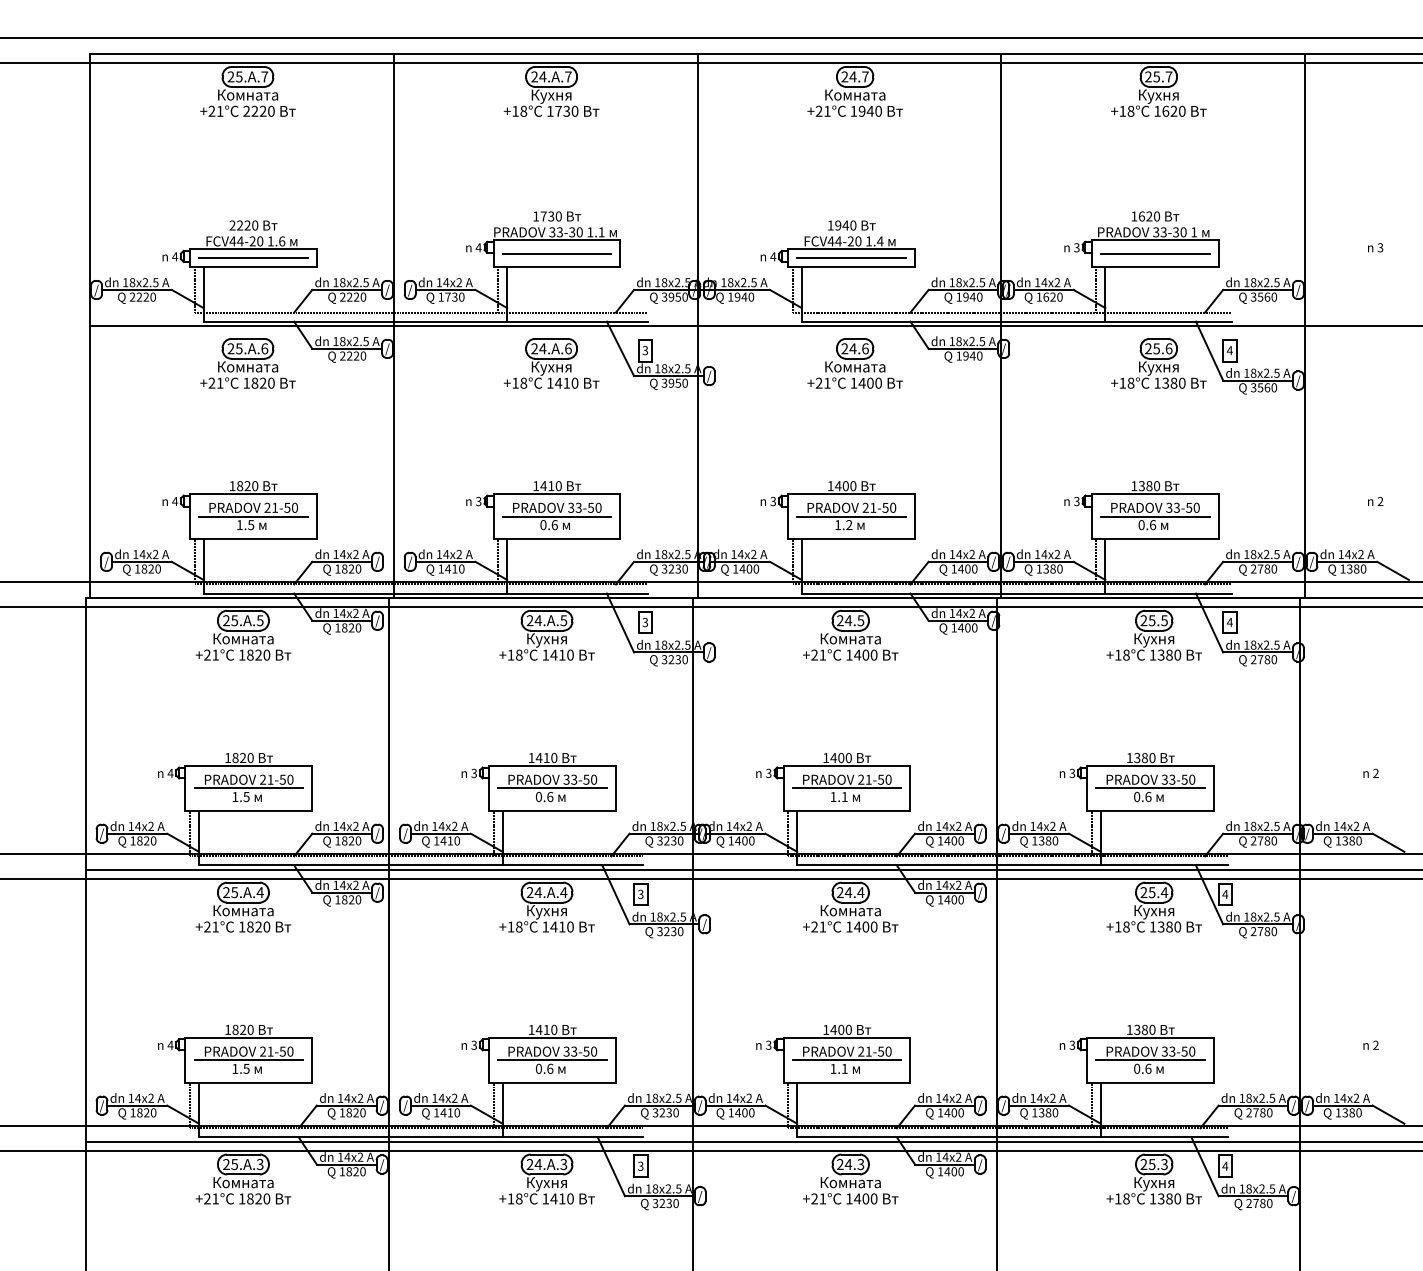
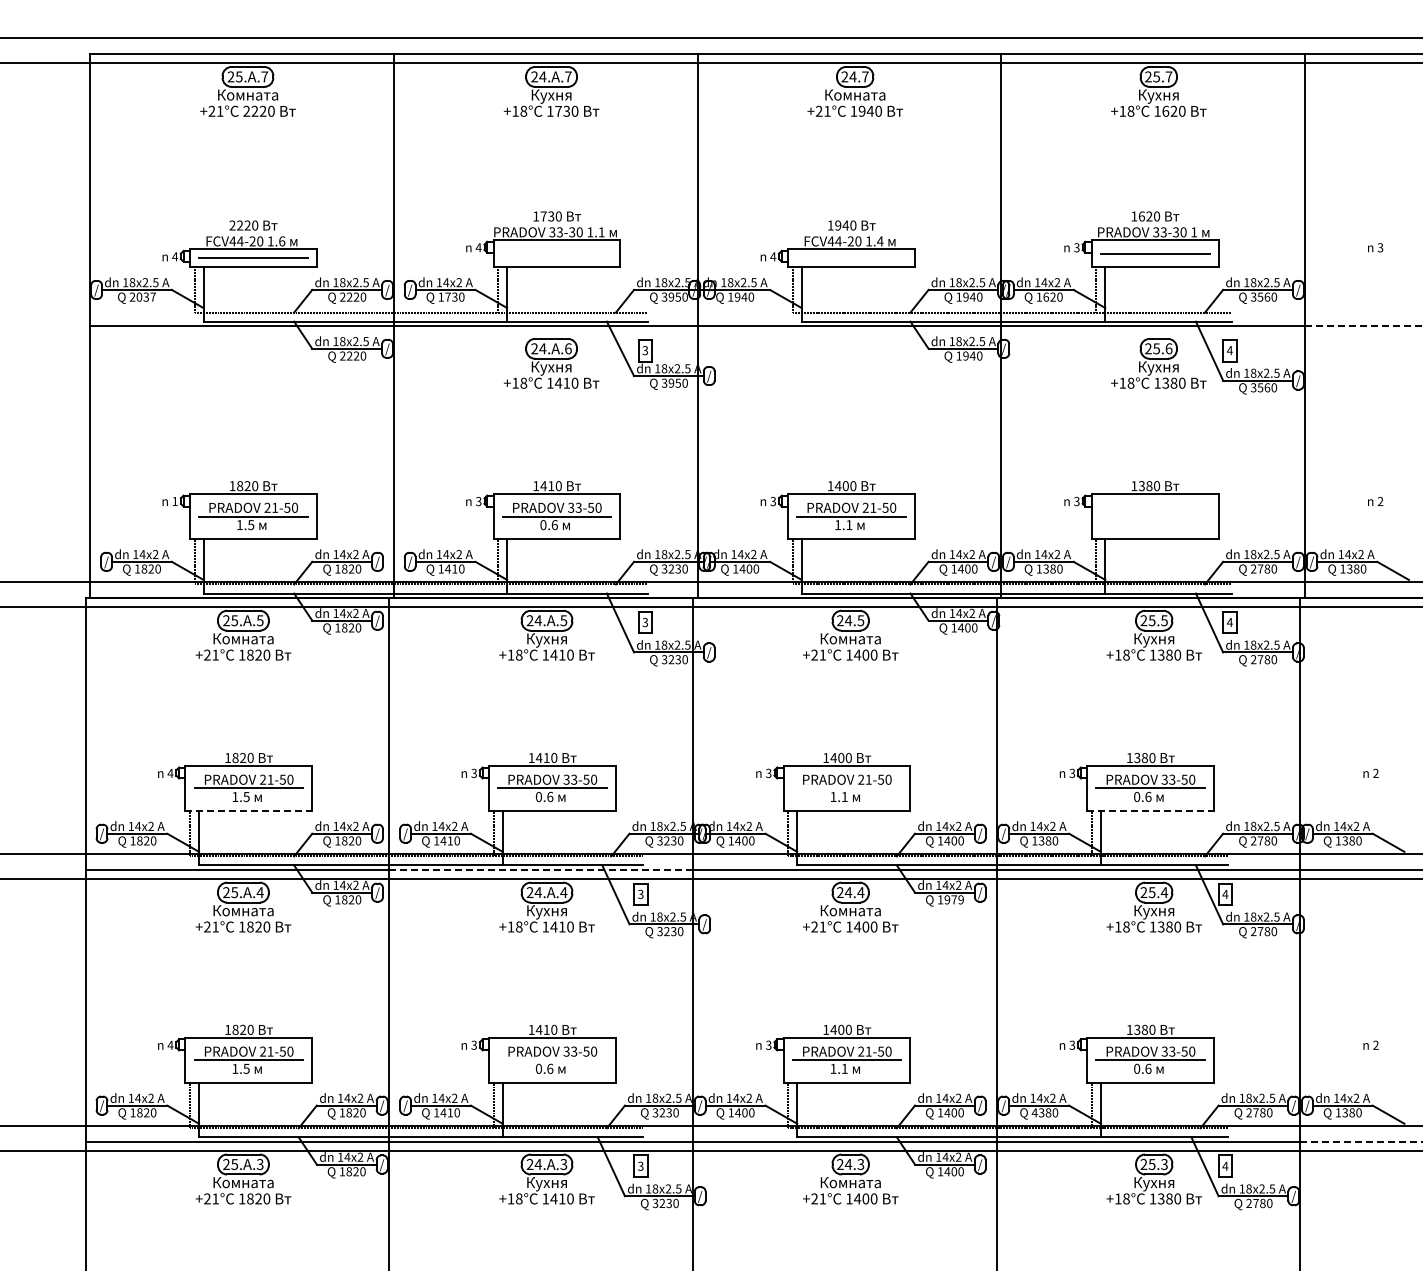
line: present -> none (556, 253)
line: present -> none (851, 258)
text: 2220 -> 2037 (145, 296)
line: solid -> dashed (1363, 326)
part: present -> none (247, 363)
part: present -> none (854, 363)
text: 4 -> 1 (175, 501)
part: present -> none (1155, 516)
text: 1.2 -> 1.1 (849, 524)
line: present -> none (846, 788)
line: solid -> dashed (249, 811)
line: solid -> dashed (1151, 811)
line: solid -> dashed (541, 869)
text: 1400 -> 1979 (953, 899)
line: present -> none (552, 1060)
text: 1380 -> 4380 (1034, 1112)
line: solid -> dashed (1361, 1141)
